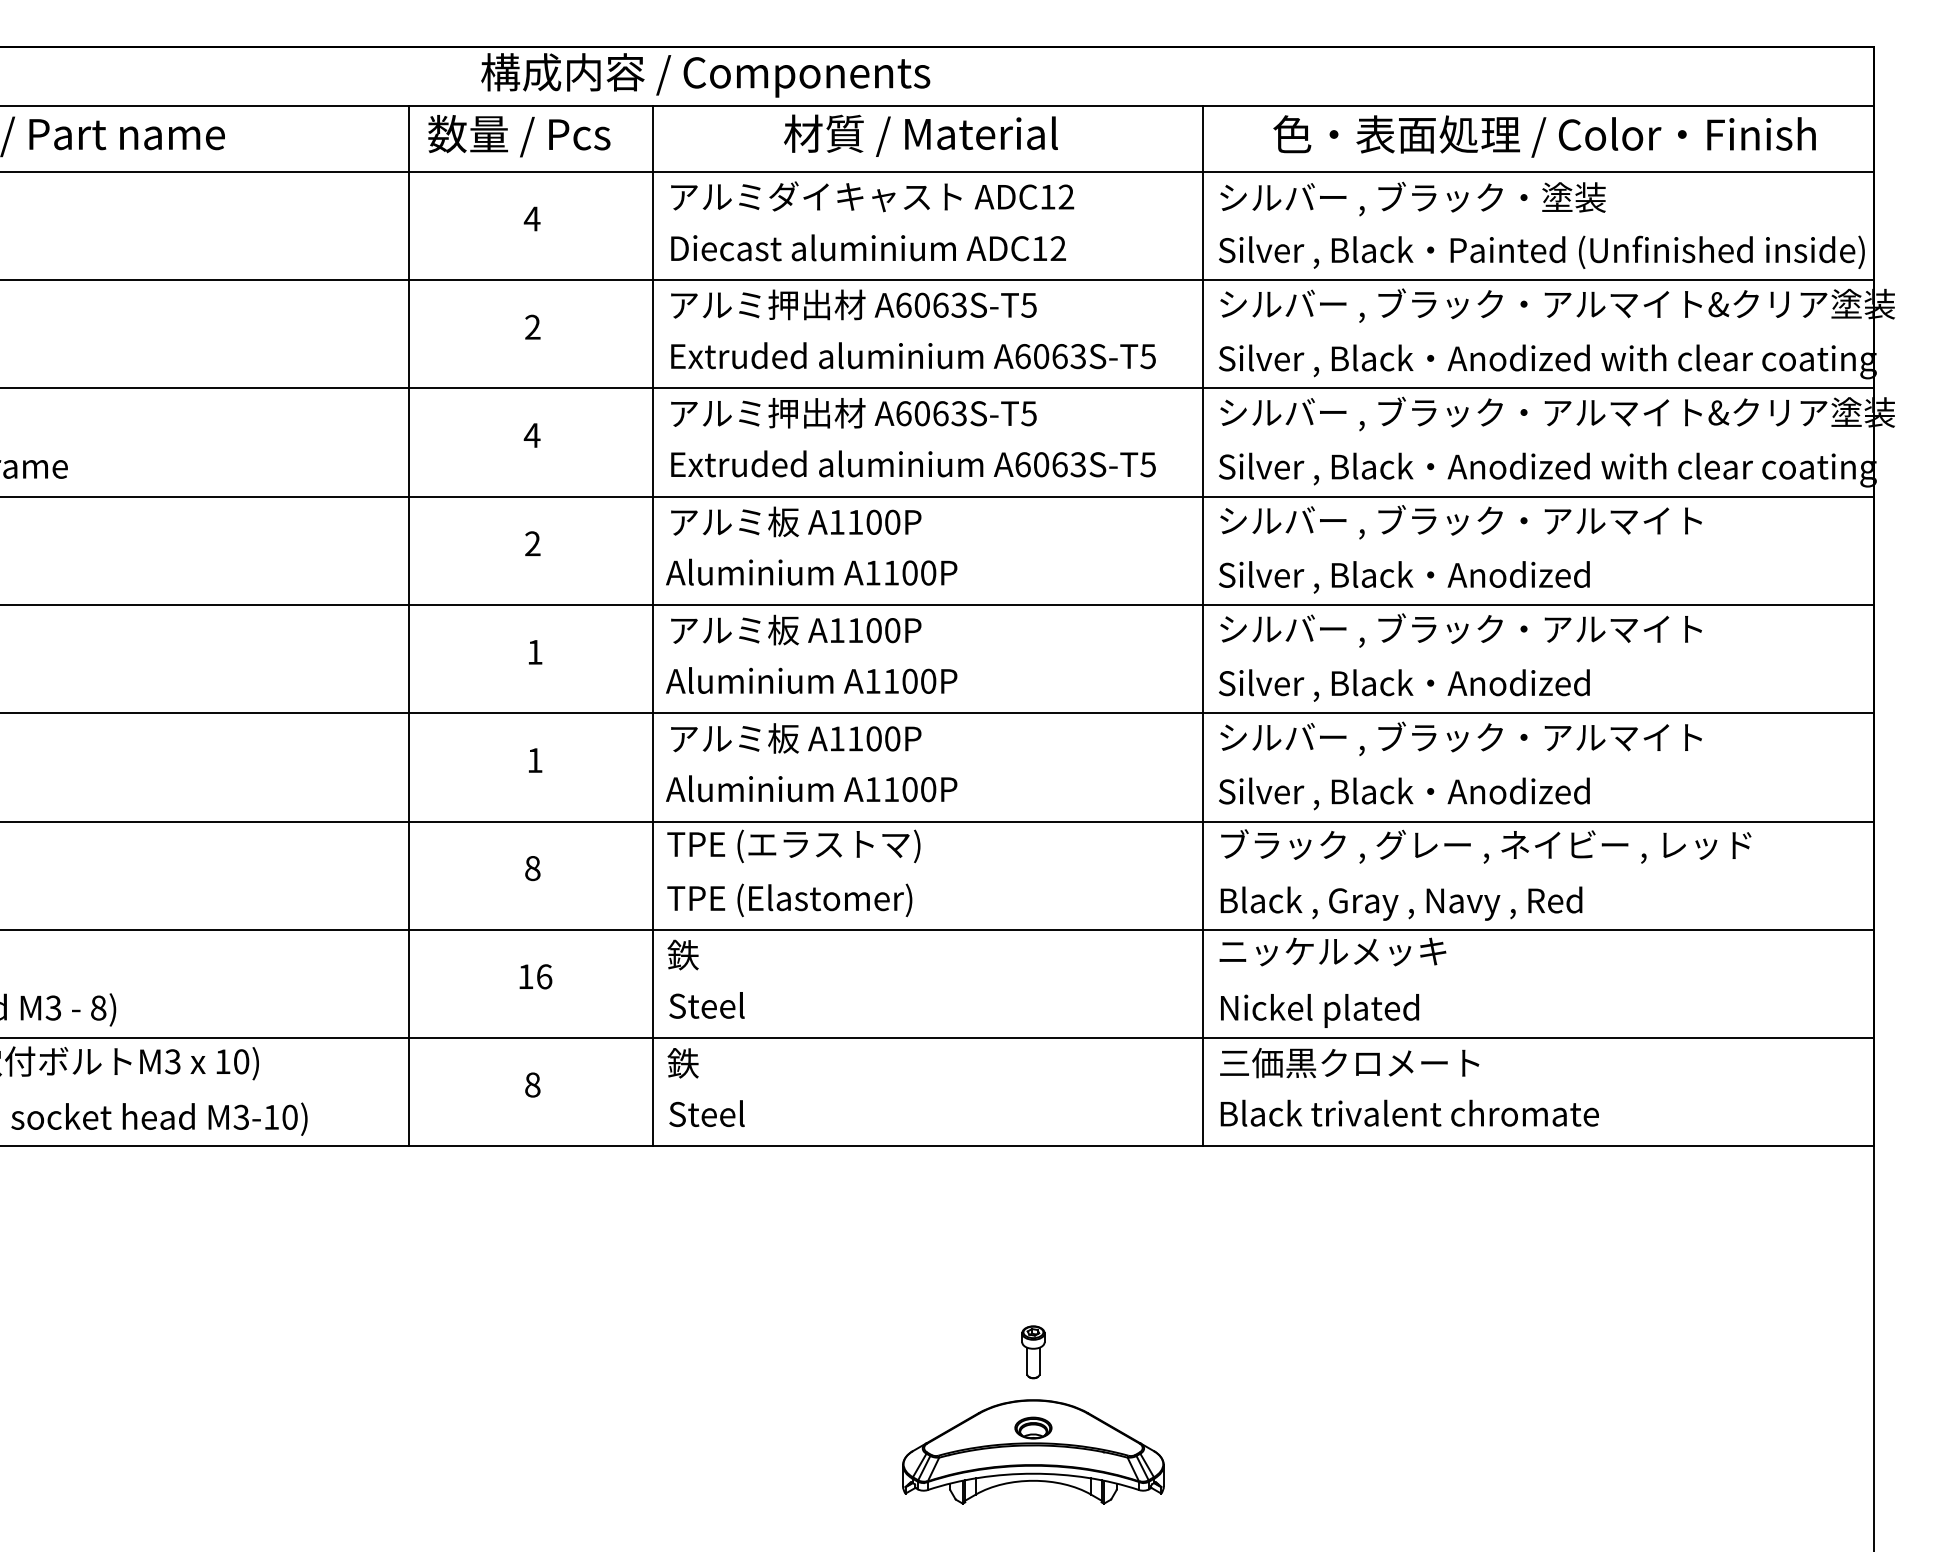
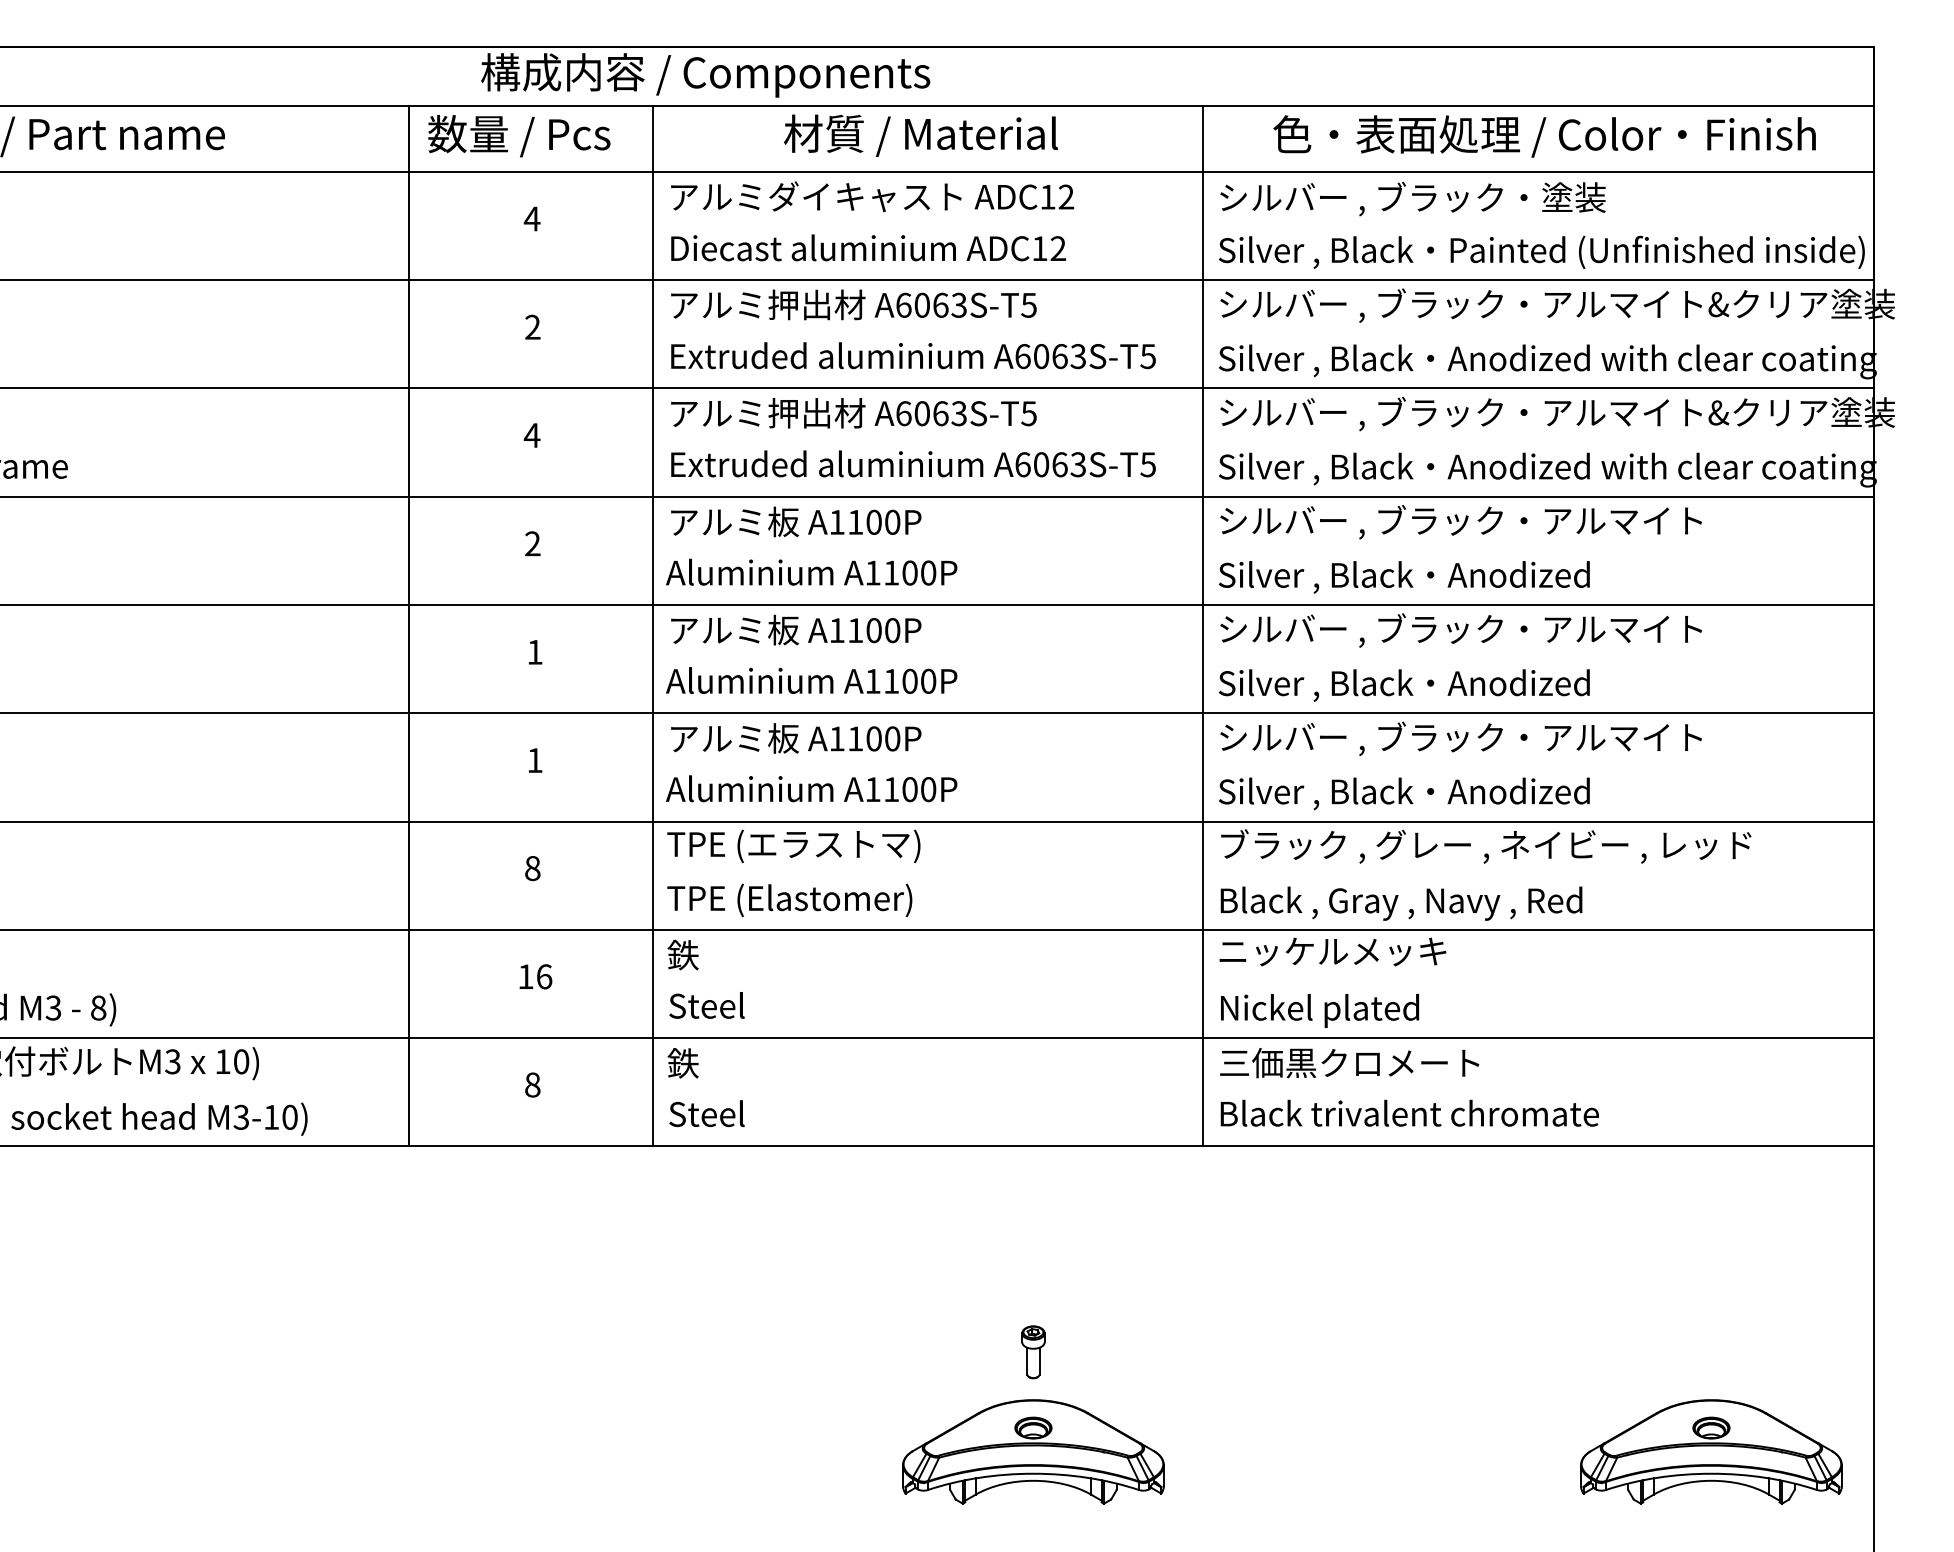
part: none -> present (1711, 1451)
